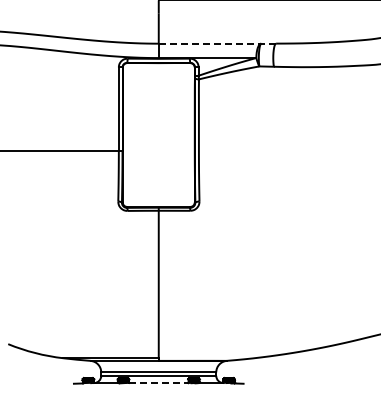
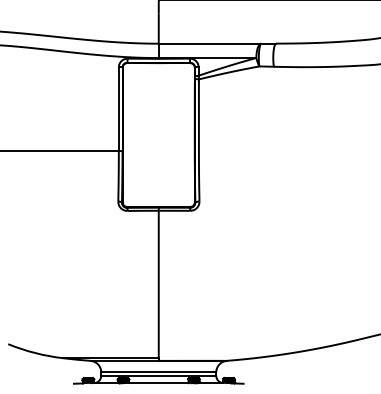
line: dashed -> solid (217, 43)
line: dashed -> solid (158, 383)
